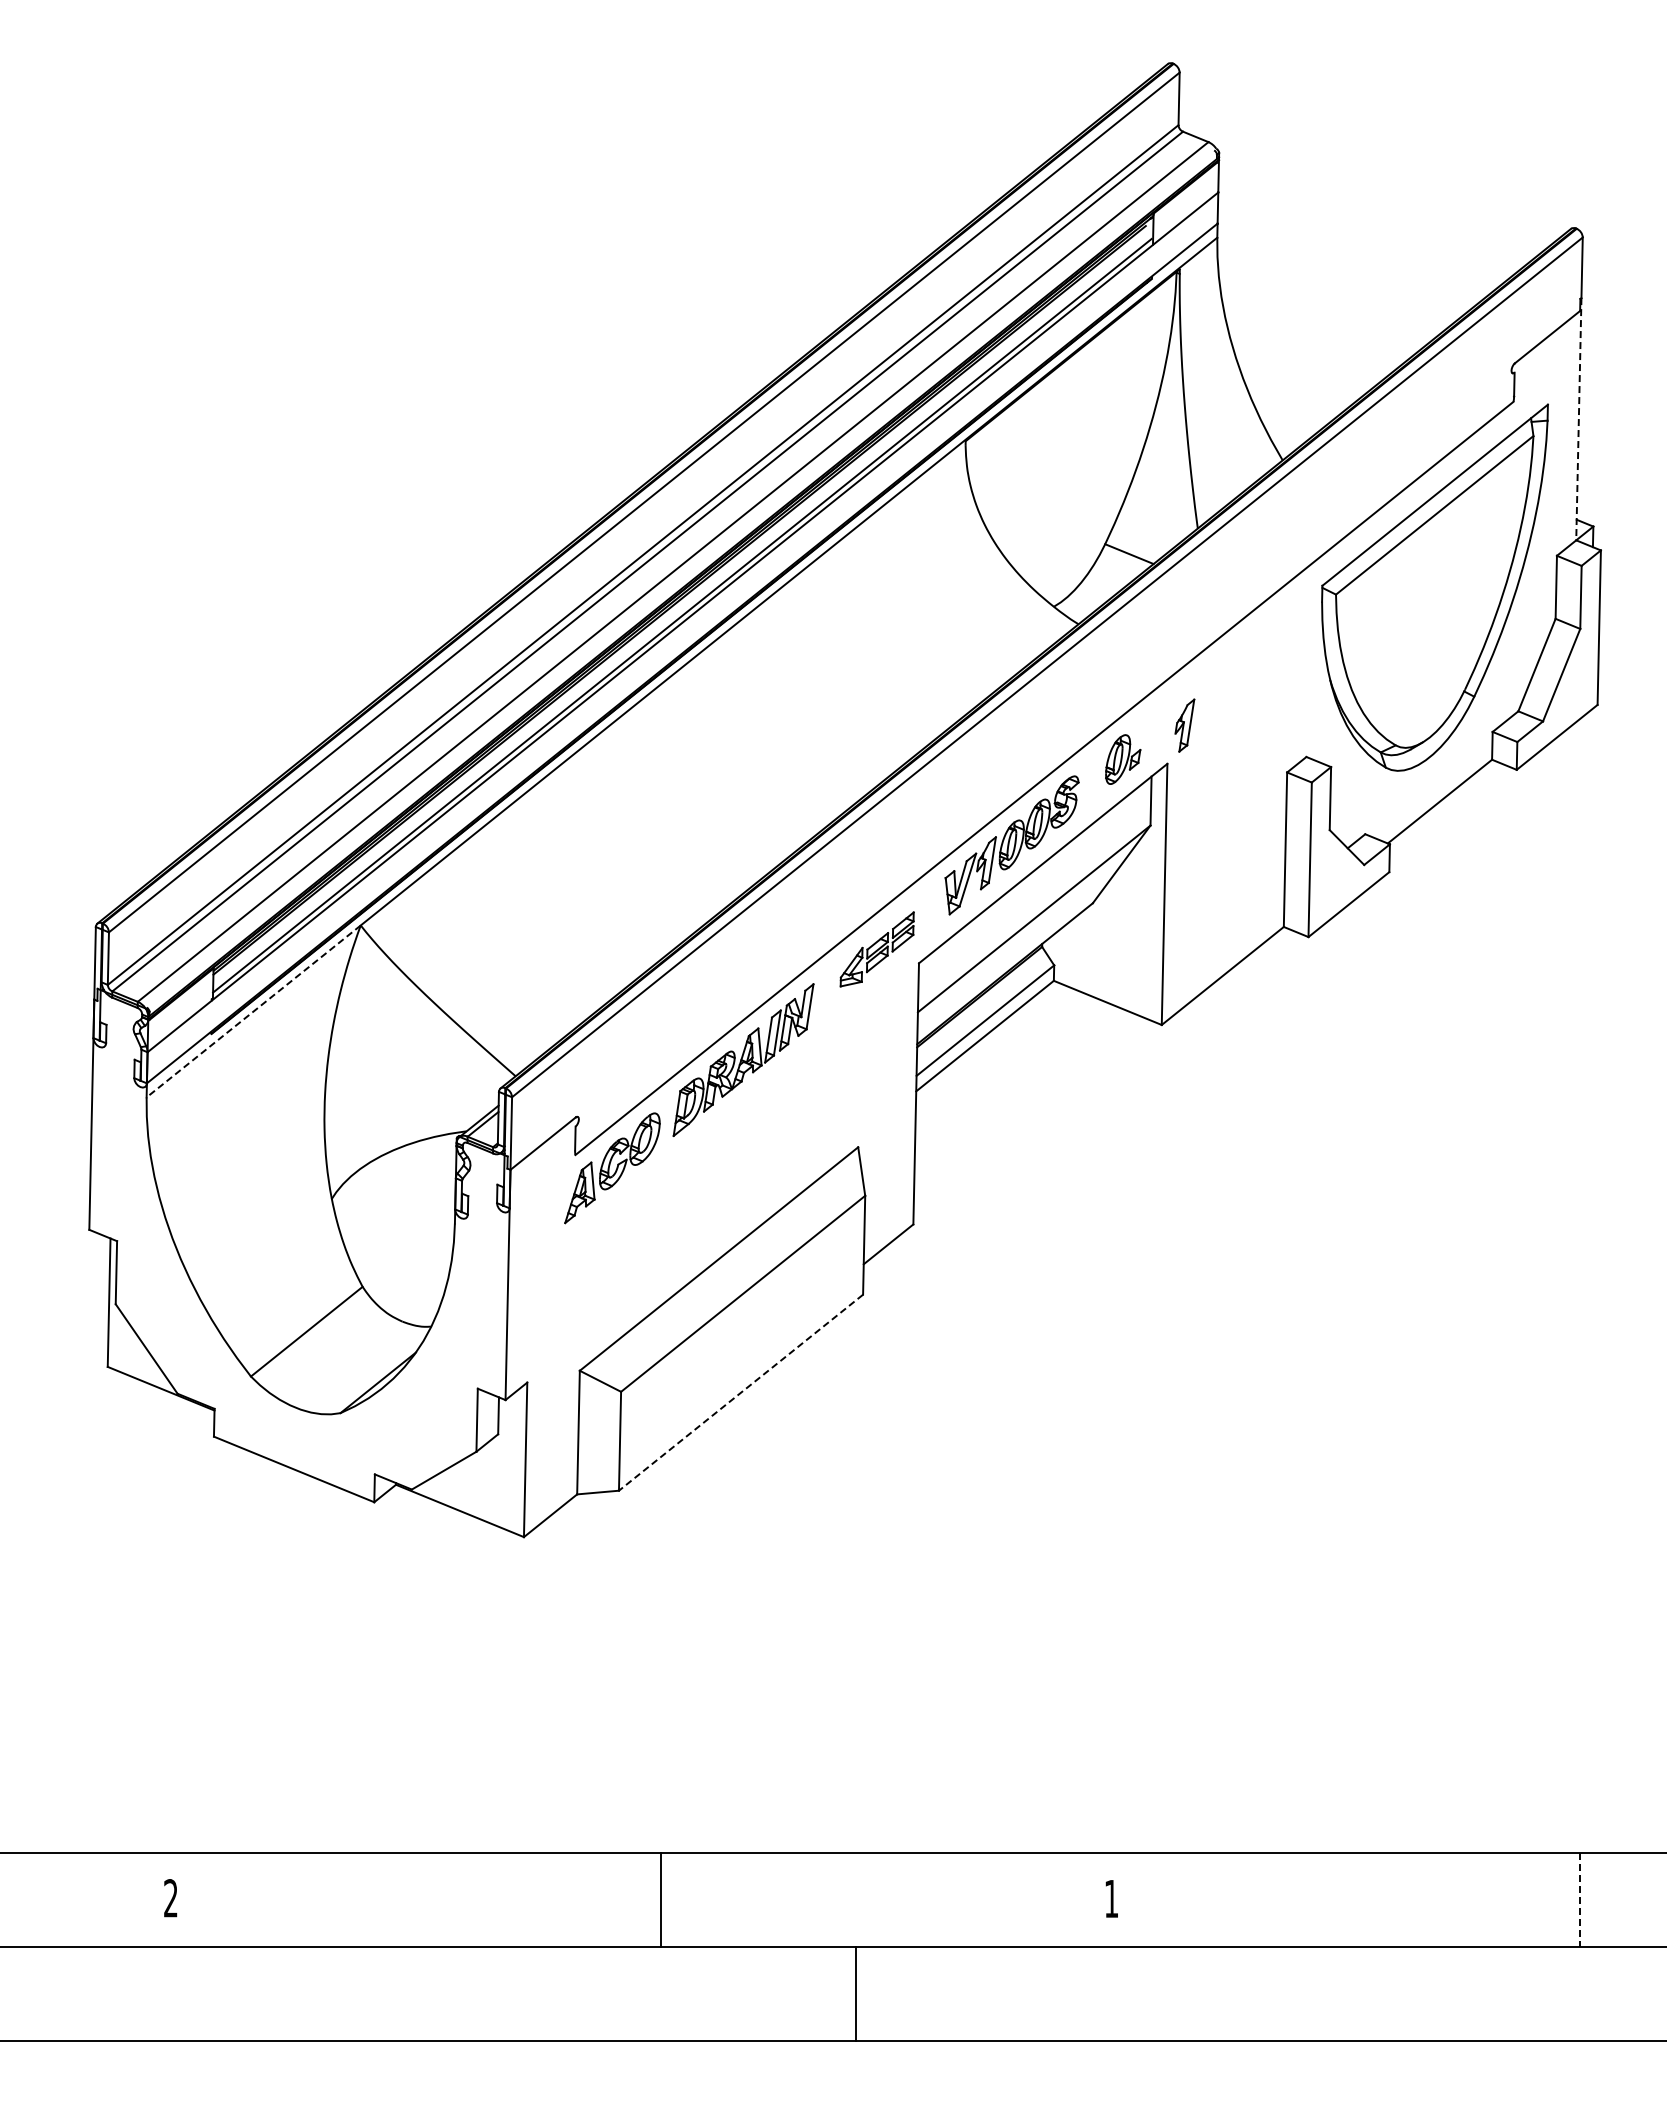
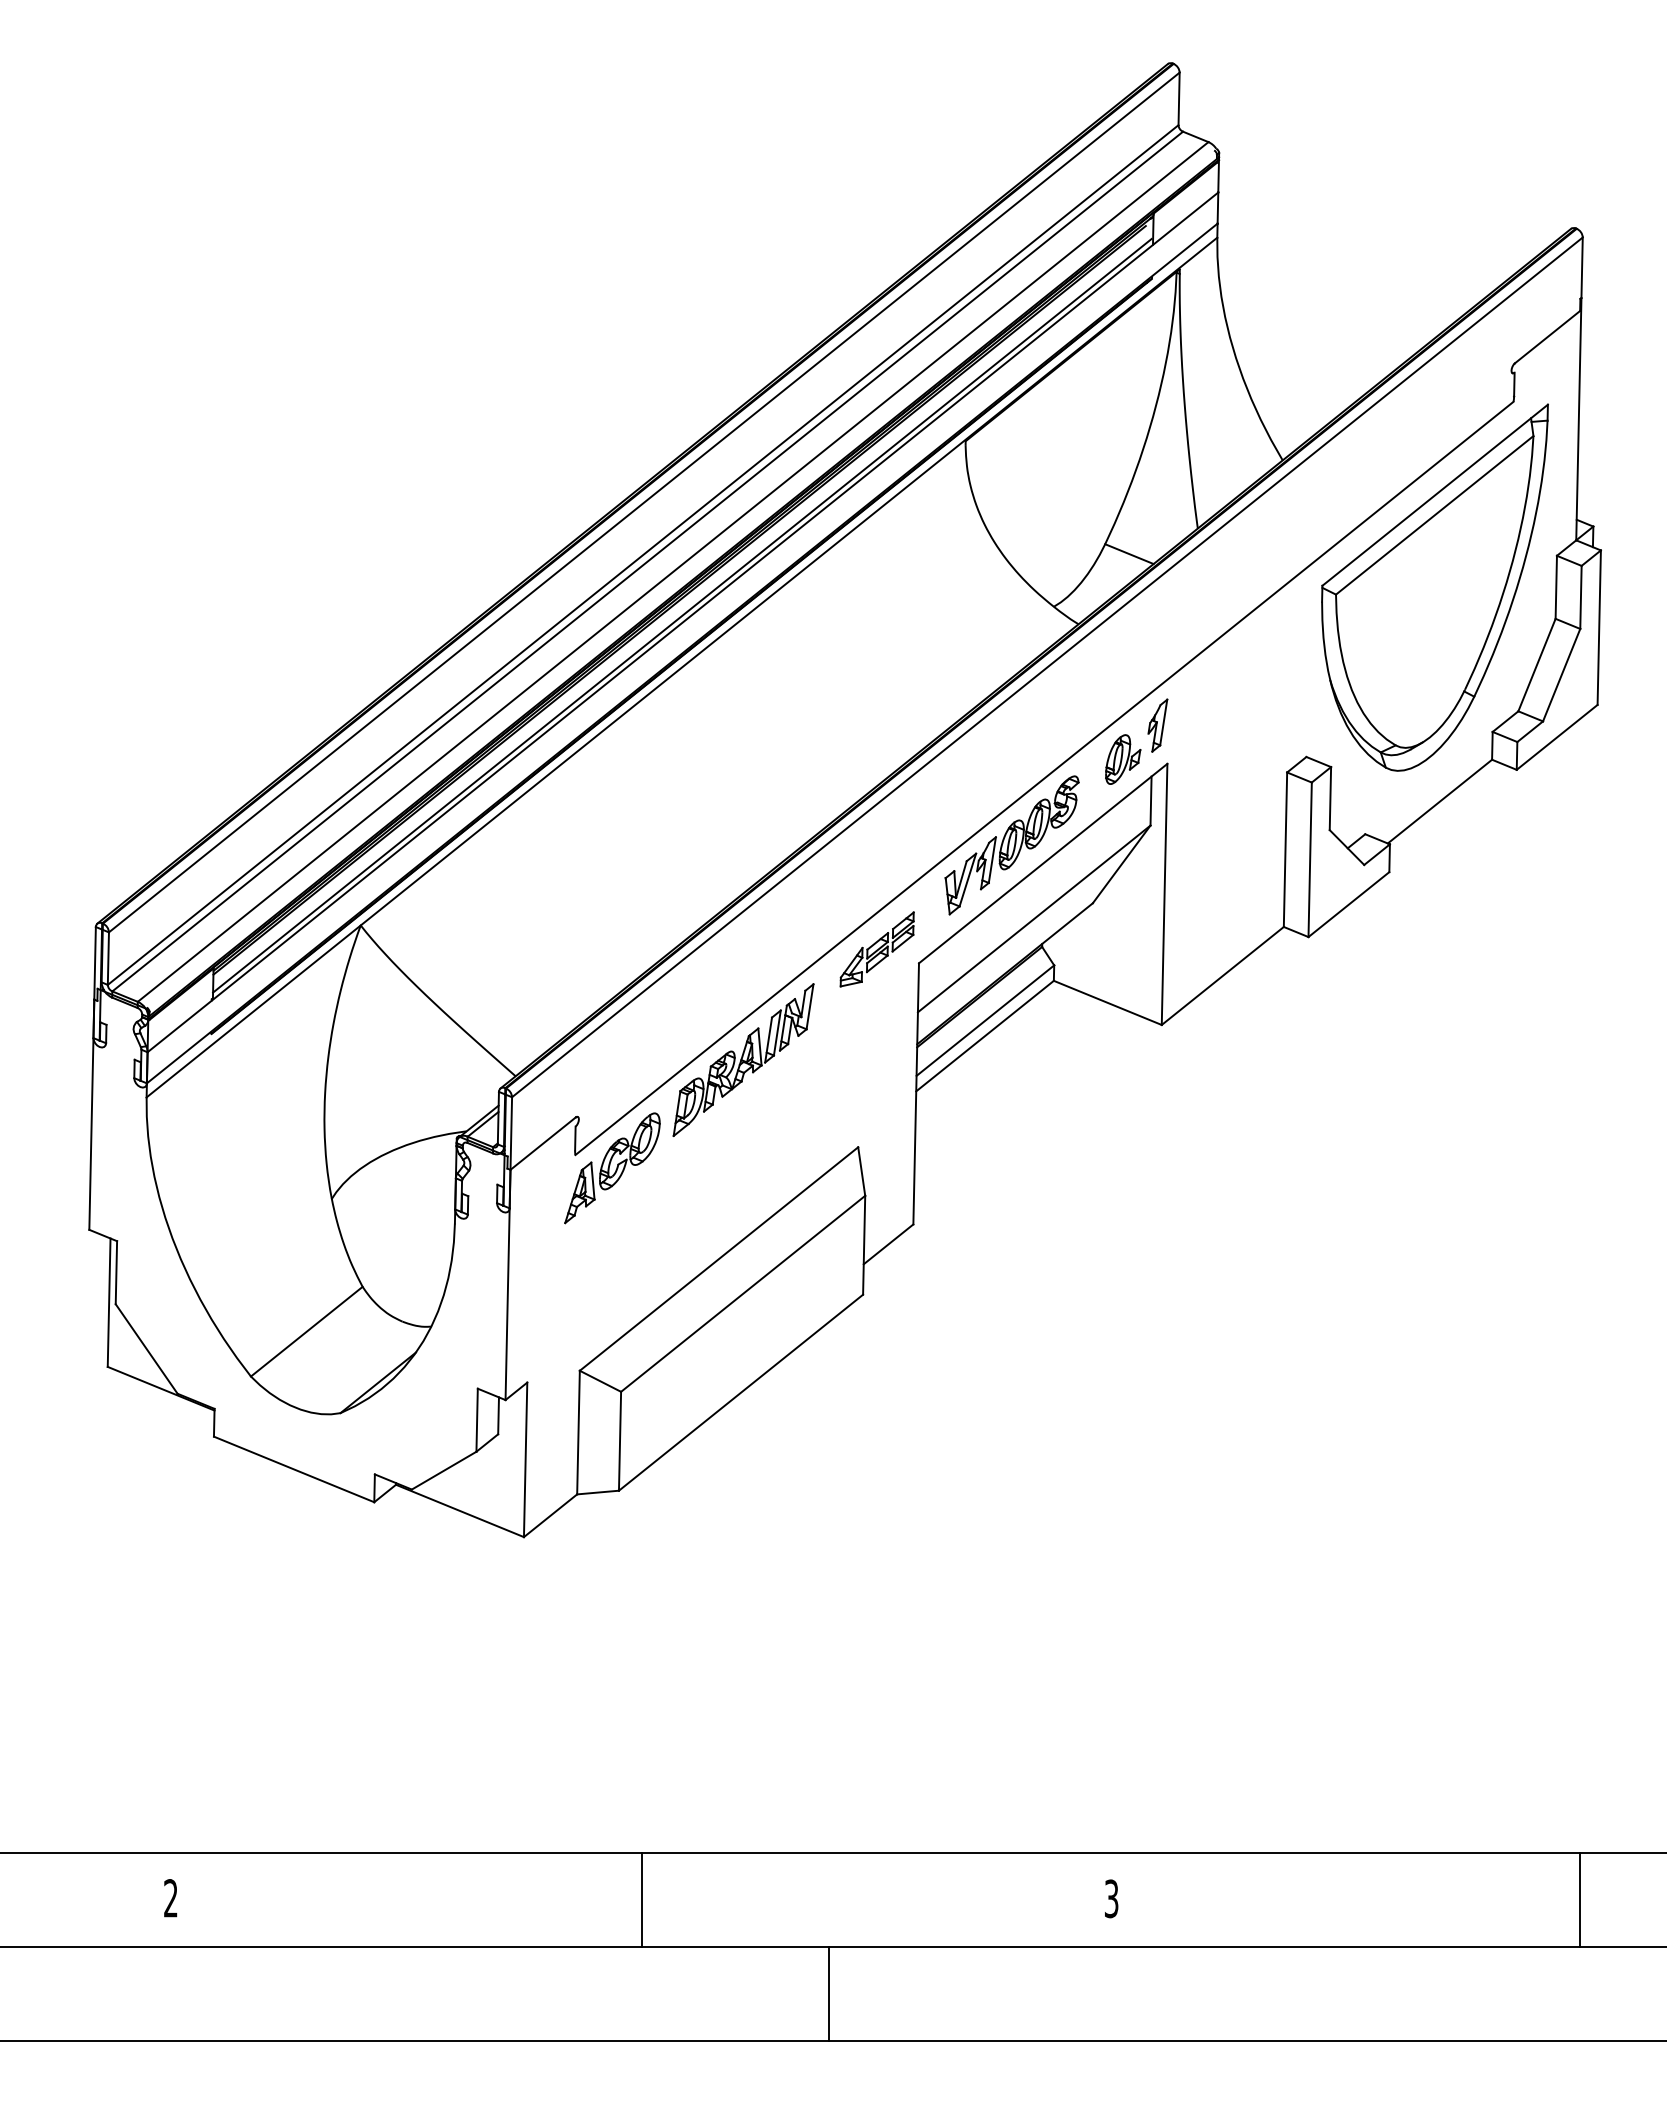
line: dashed -> solid (1578, 419)
part position: (1184, 725) -> (1157, 725) (1157, 725)
line: dashed -> solid (253, 1011)
line: dashed -> solid (741, 1392)
text: 1 -> 3 (1111, 1898)
line position: (660, 1900) -> (641, 1900) (641, 1900)
line: dashed -> solid (1580, 1900)
line position: (856, 1993) -> (829, 1993) (829, 1993)
